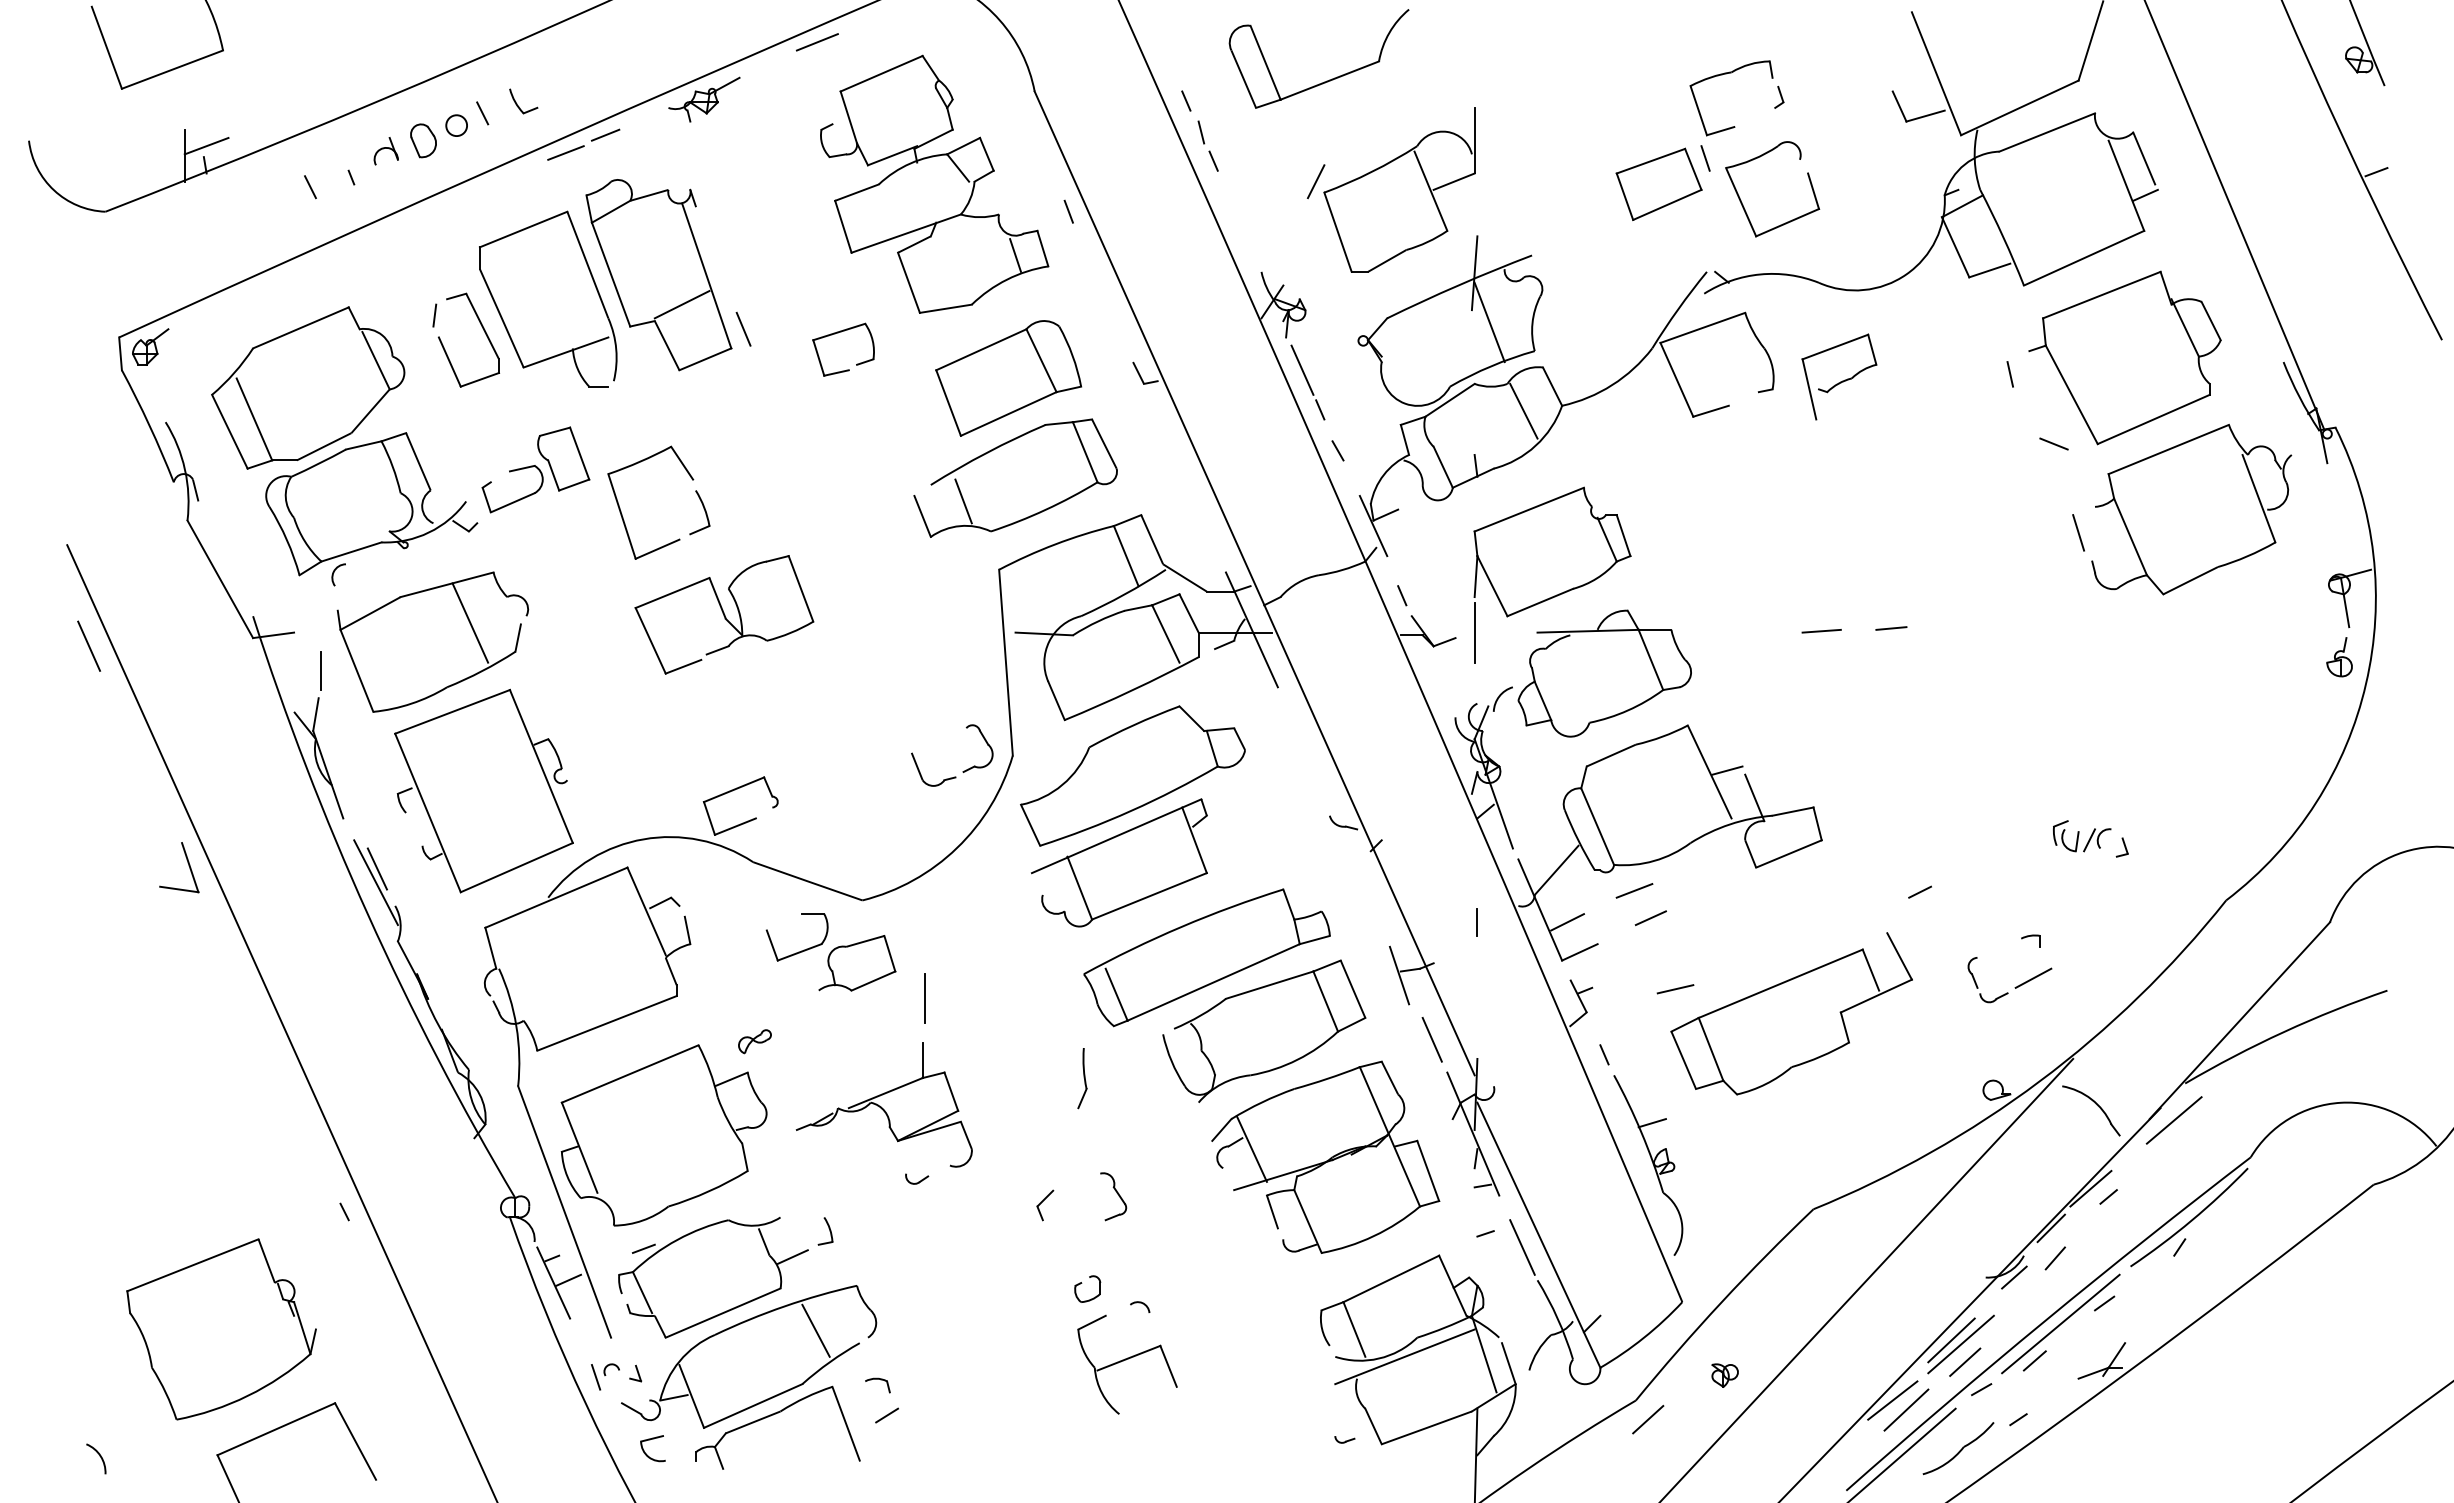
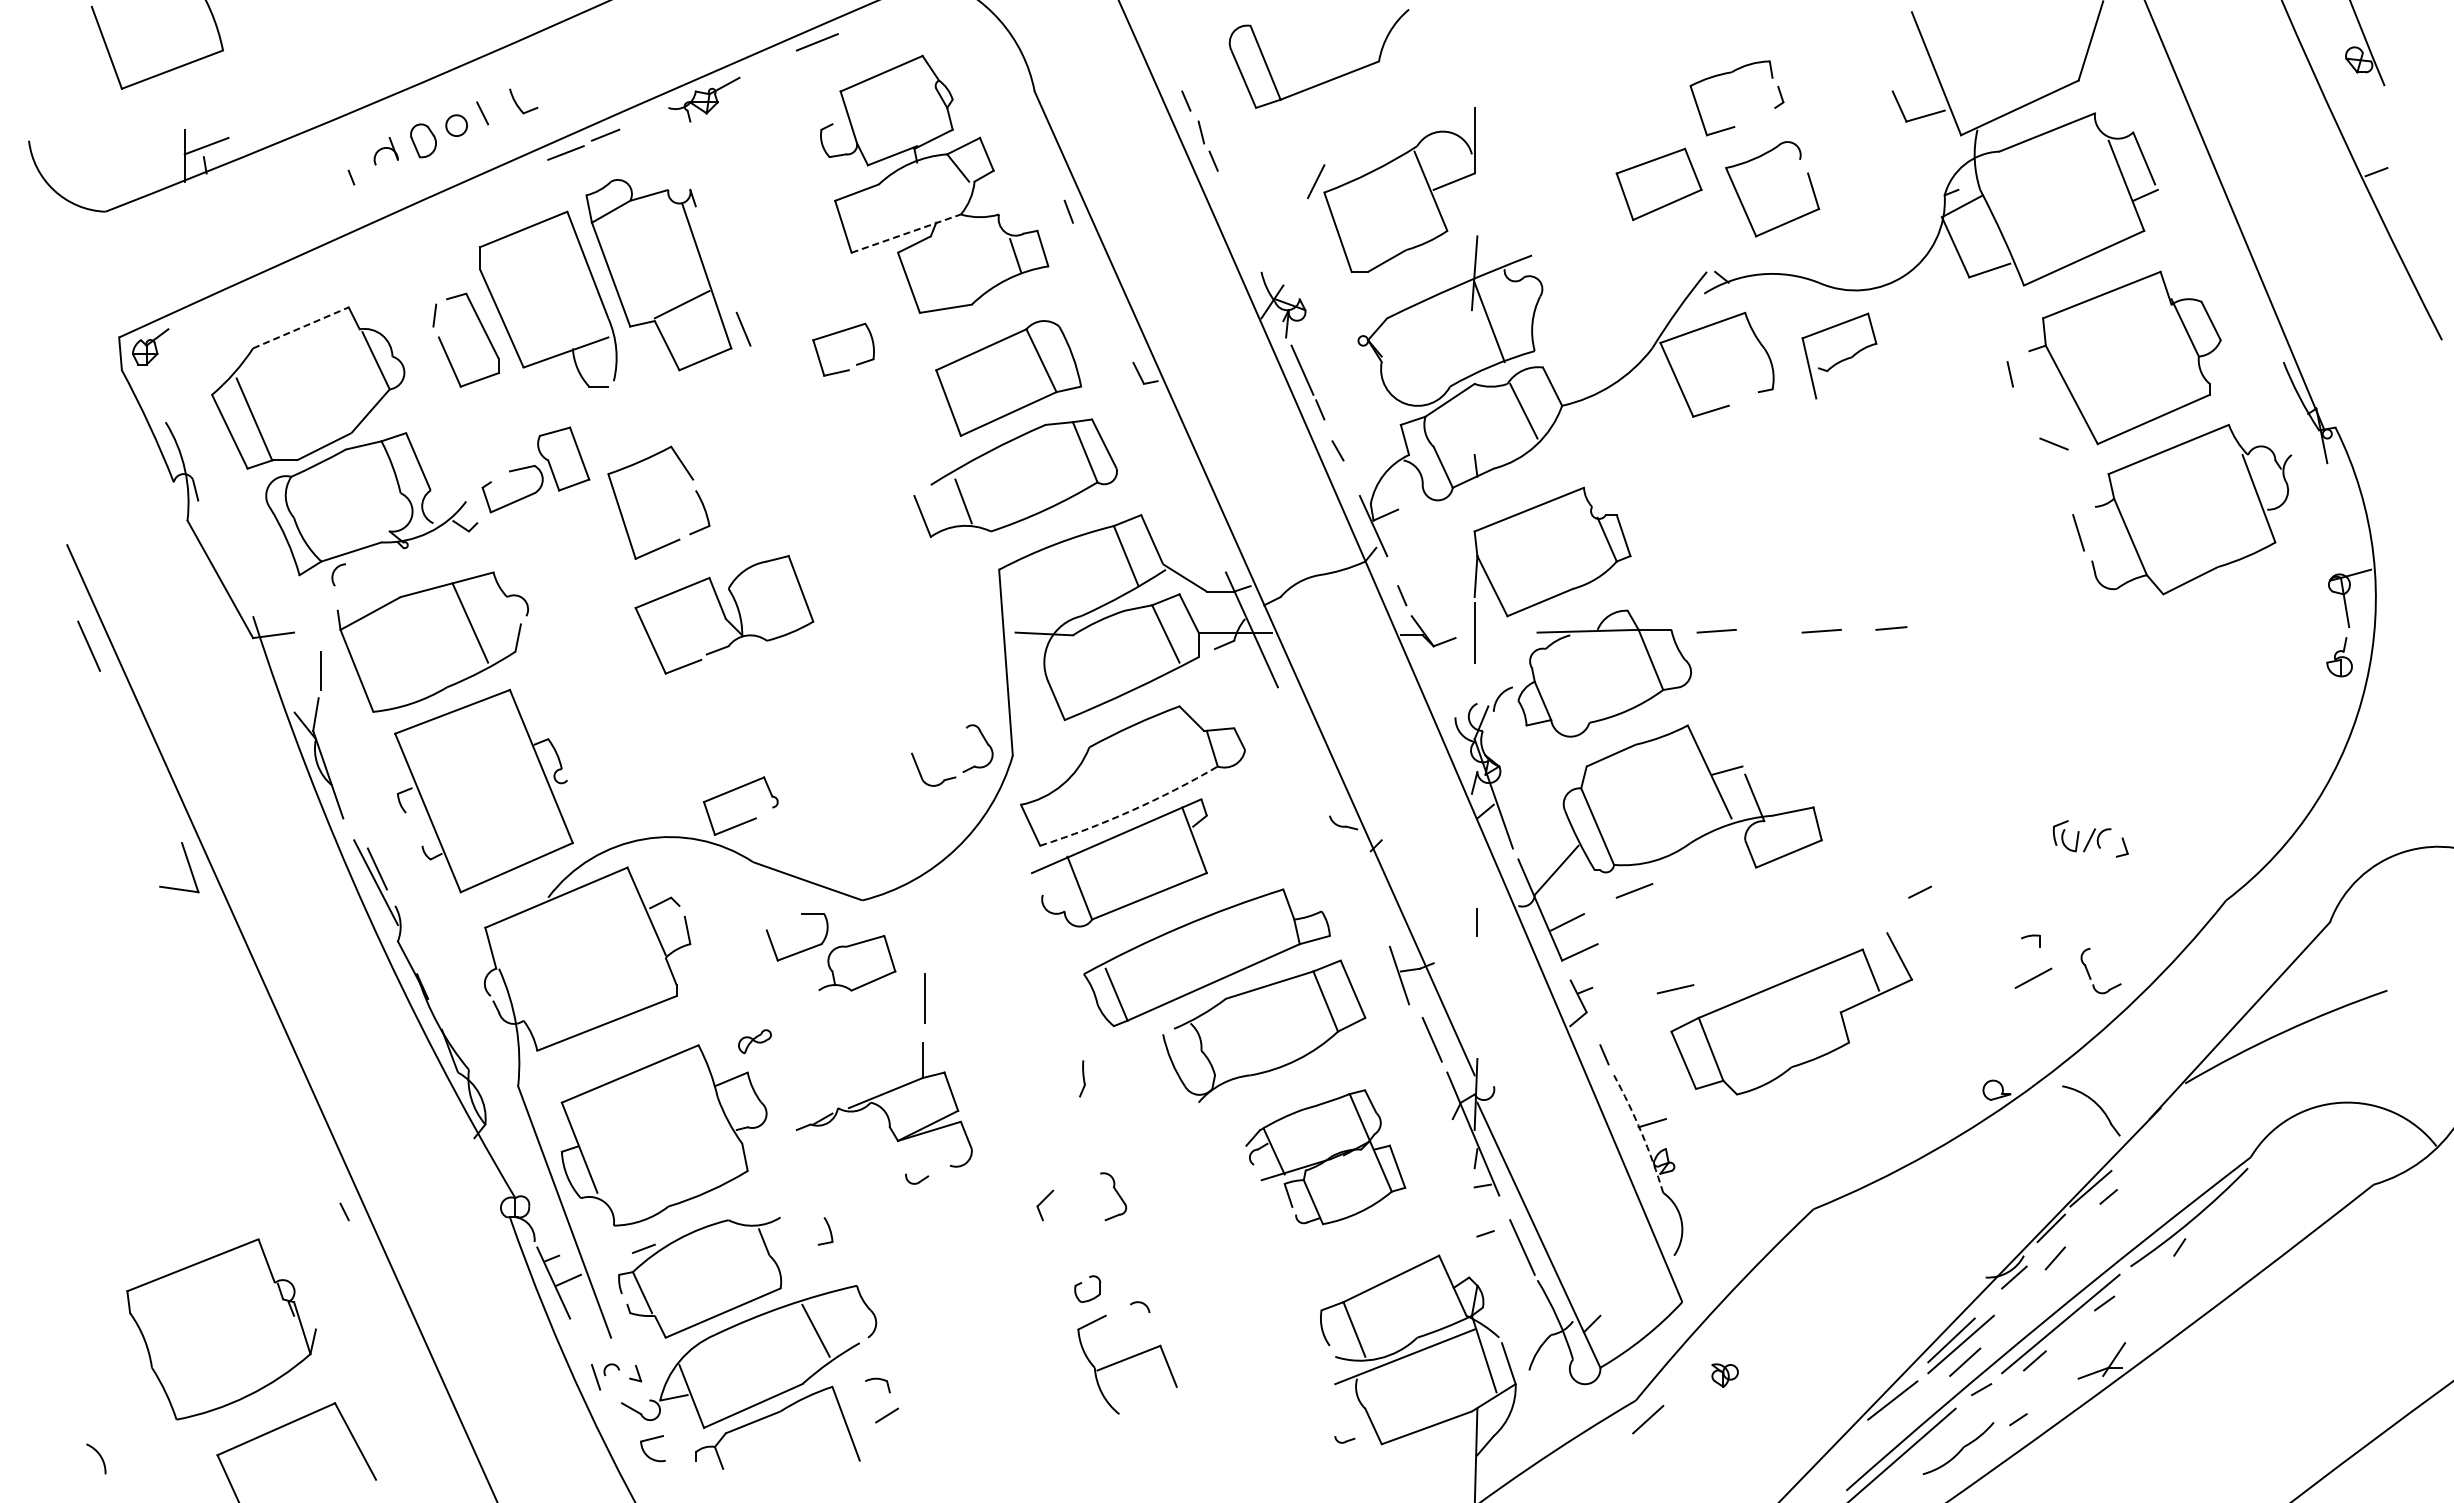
line: present -> none (1705, 158)
line: present -> none (310, 187)
line: solid -> dashed (906, 233)
line: solid -> dashed (301, 327)
part position: (1839, 376) -> (1839, 355) (1839, 355)
line: none -> present (1716, 631)
arc: solid -> dashed (1131, 810)
line: present -> none (1650, 918)
part position: (1977, 984) -> (2090, 975) (2090, 975)
part size: 11x62 px -> 7x38 px (1082, 1078)
line: present -> none (2173, 1120)
arc: solid -> dashed (1641, 1132)
part size: 230x194 px -> 162x137 px (1325, 1157)
line: present -> none (792, 1256)
line: present -> none (1867, 1278)
line: present -> none (1906, 1409)
